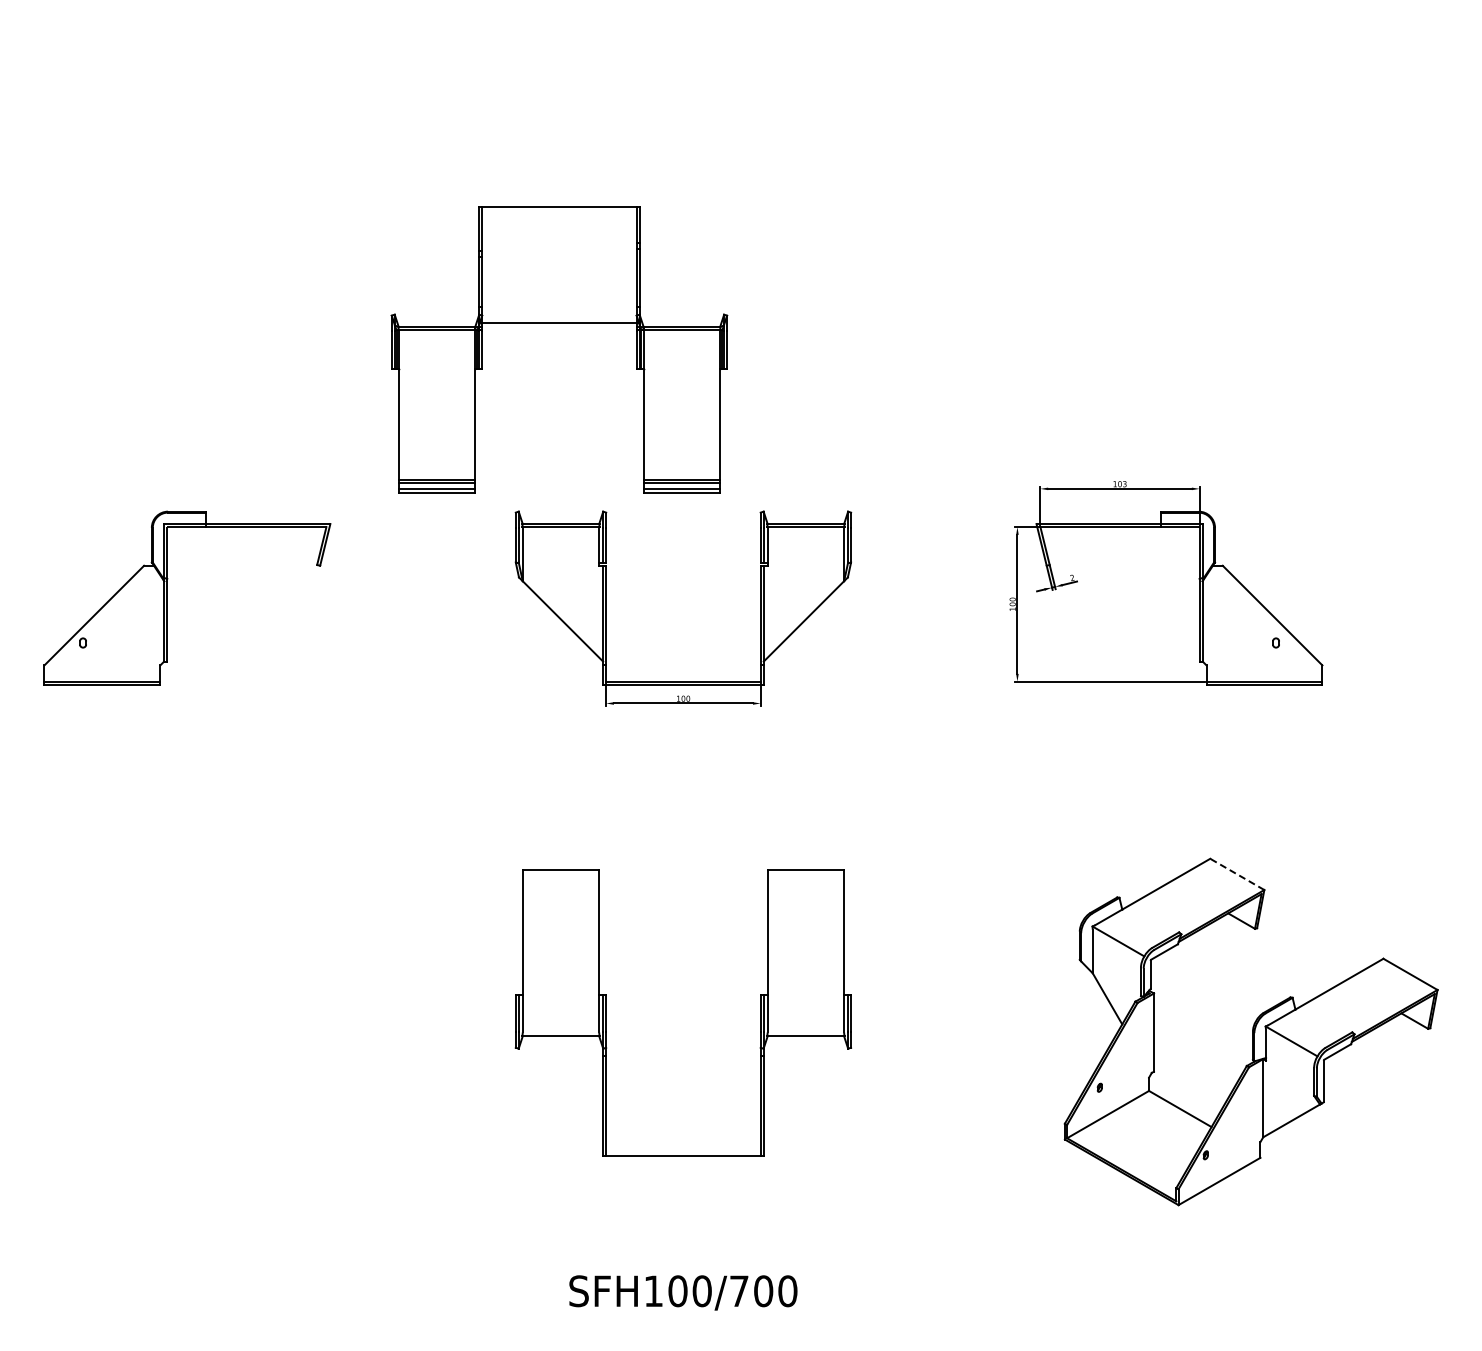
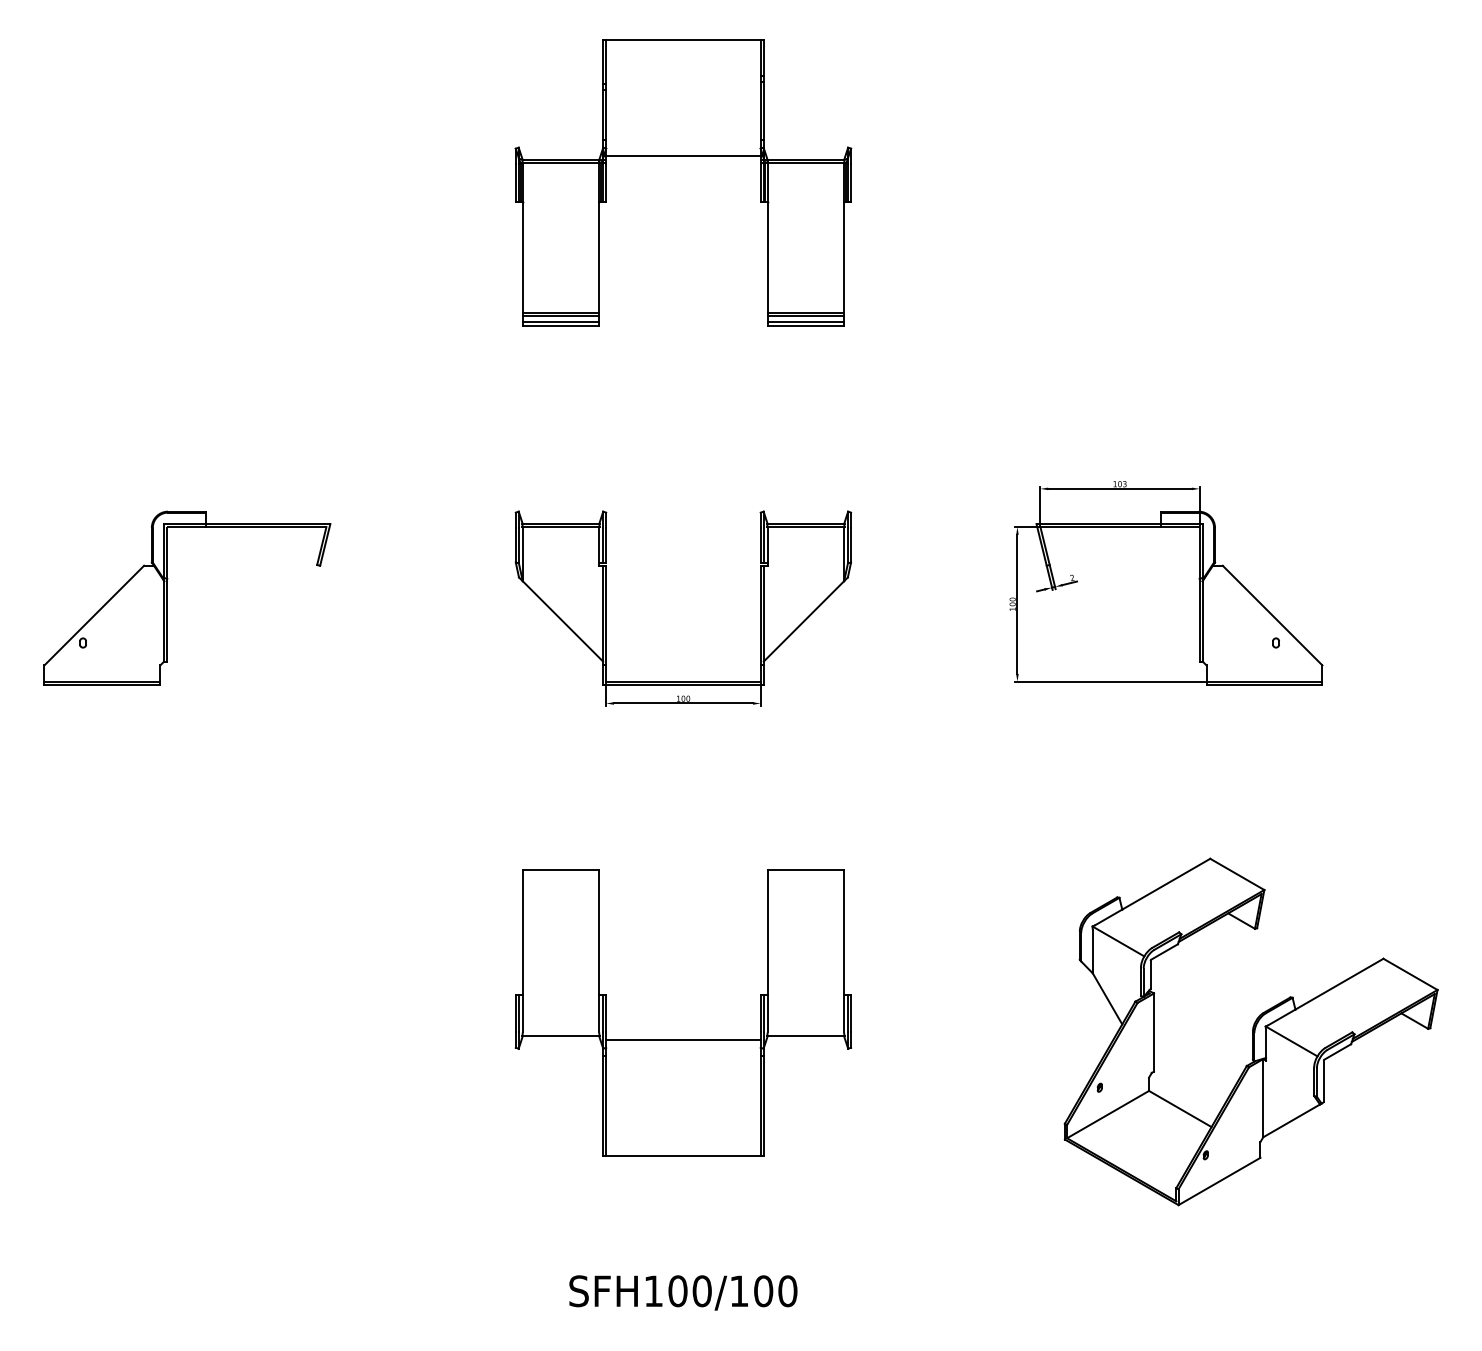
part position: (559, 323) -> (683, 156) (683, 156)
line: dashed -> solid (1236, 874)
line: none -> present (683, 1040)
text: SFH100/700 -> SFH100/100 (739, 1290)
